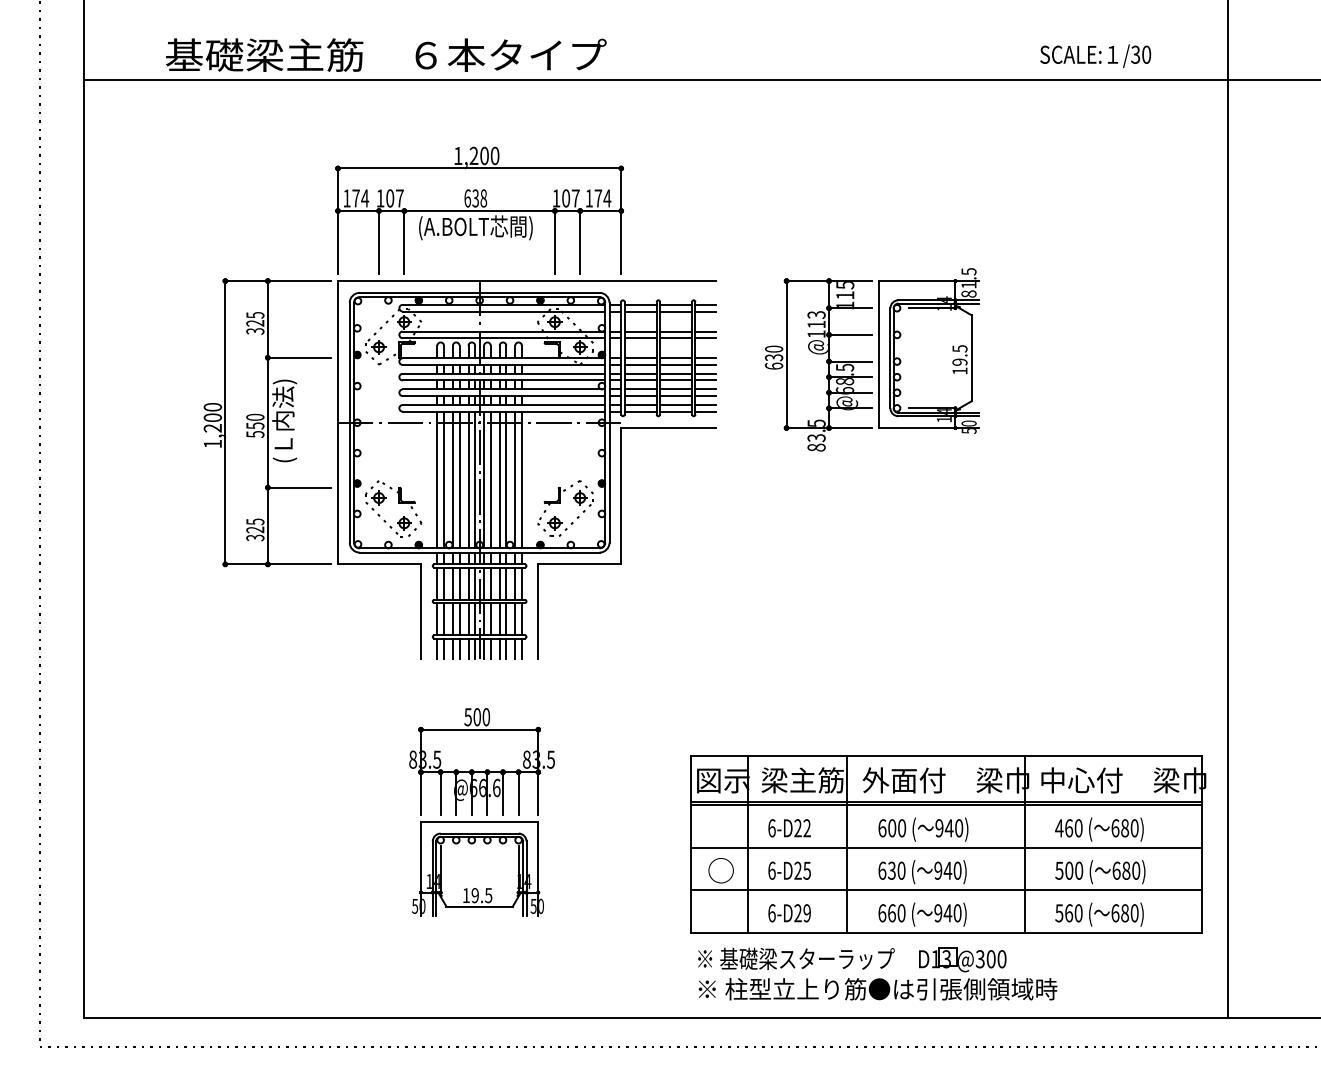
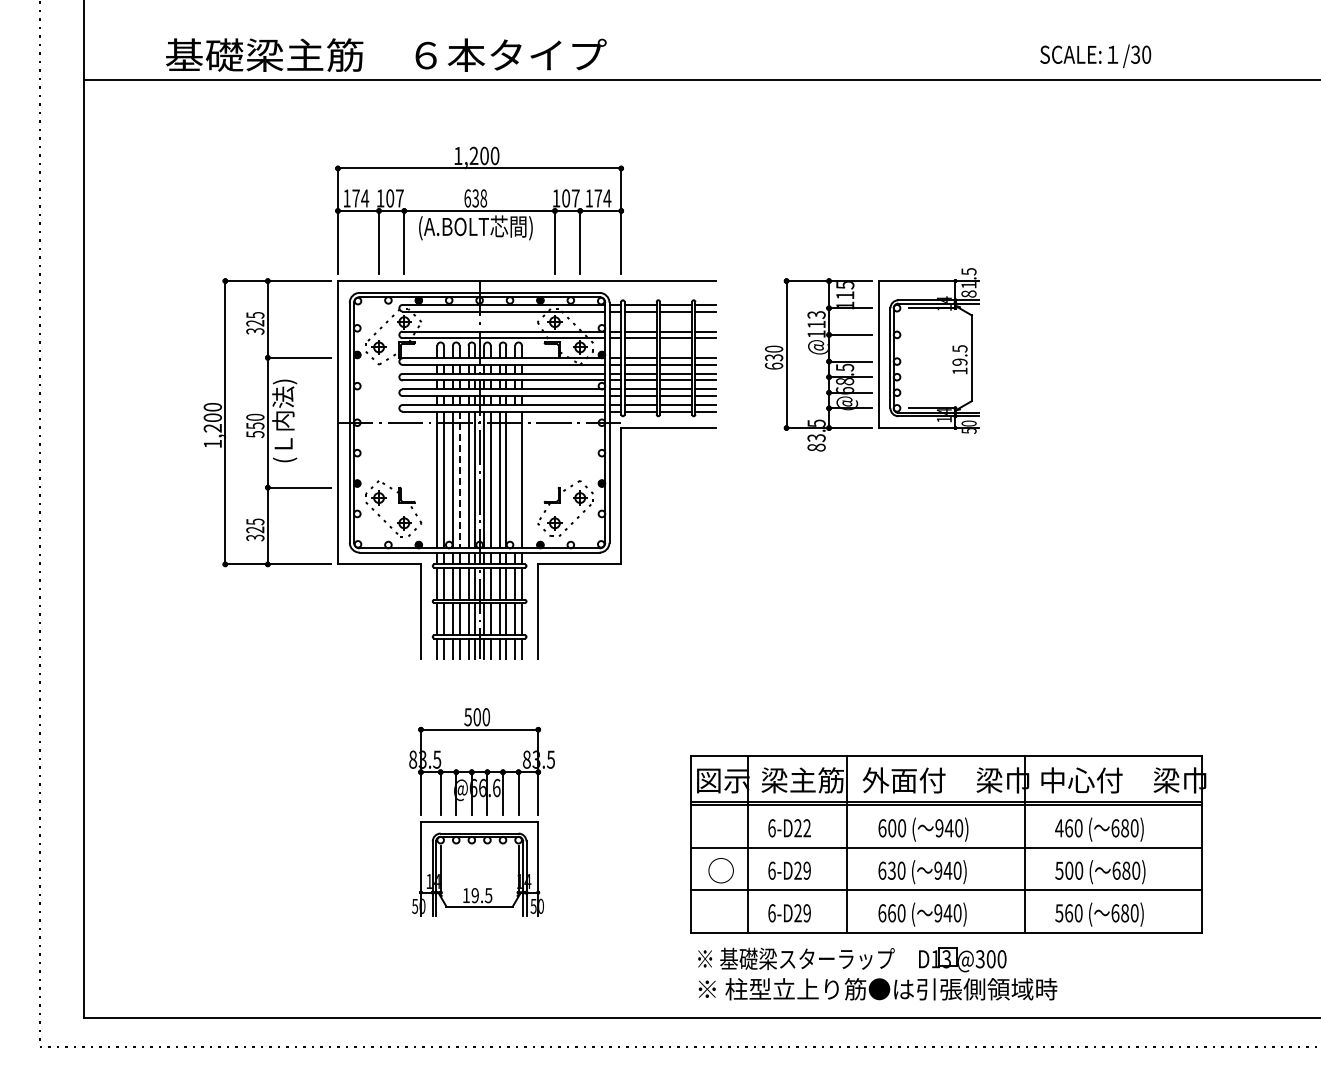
line: present -> none (515, 479)
line: solid -> dashed (459, 480)
line: present -> none (1228, 509)
text: 6-D25 -> 6-D29 (806, 870)
